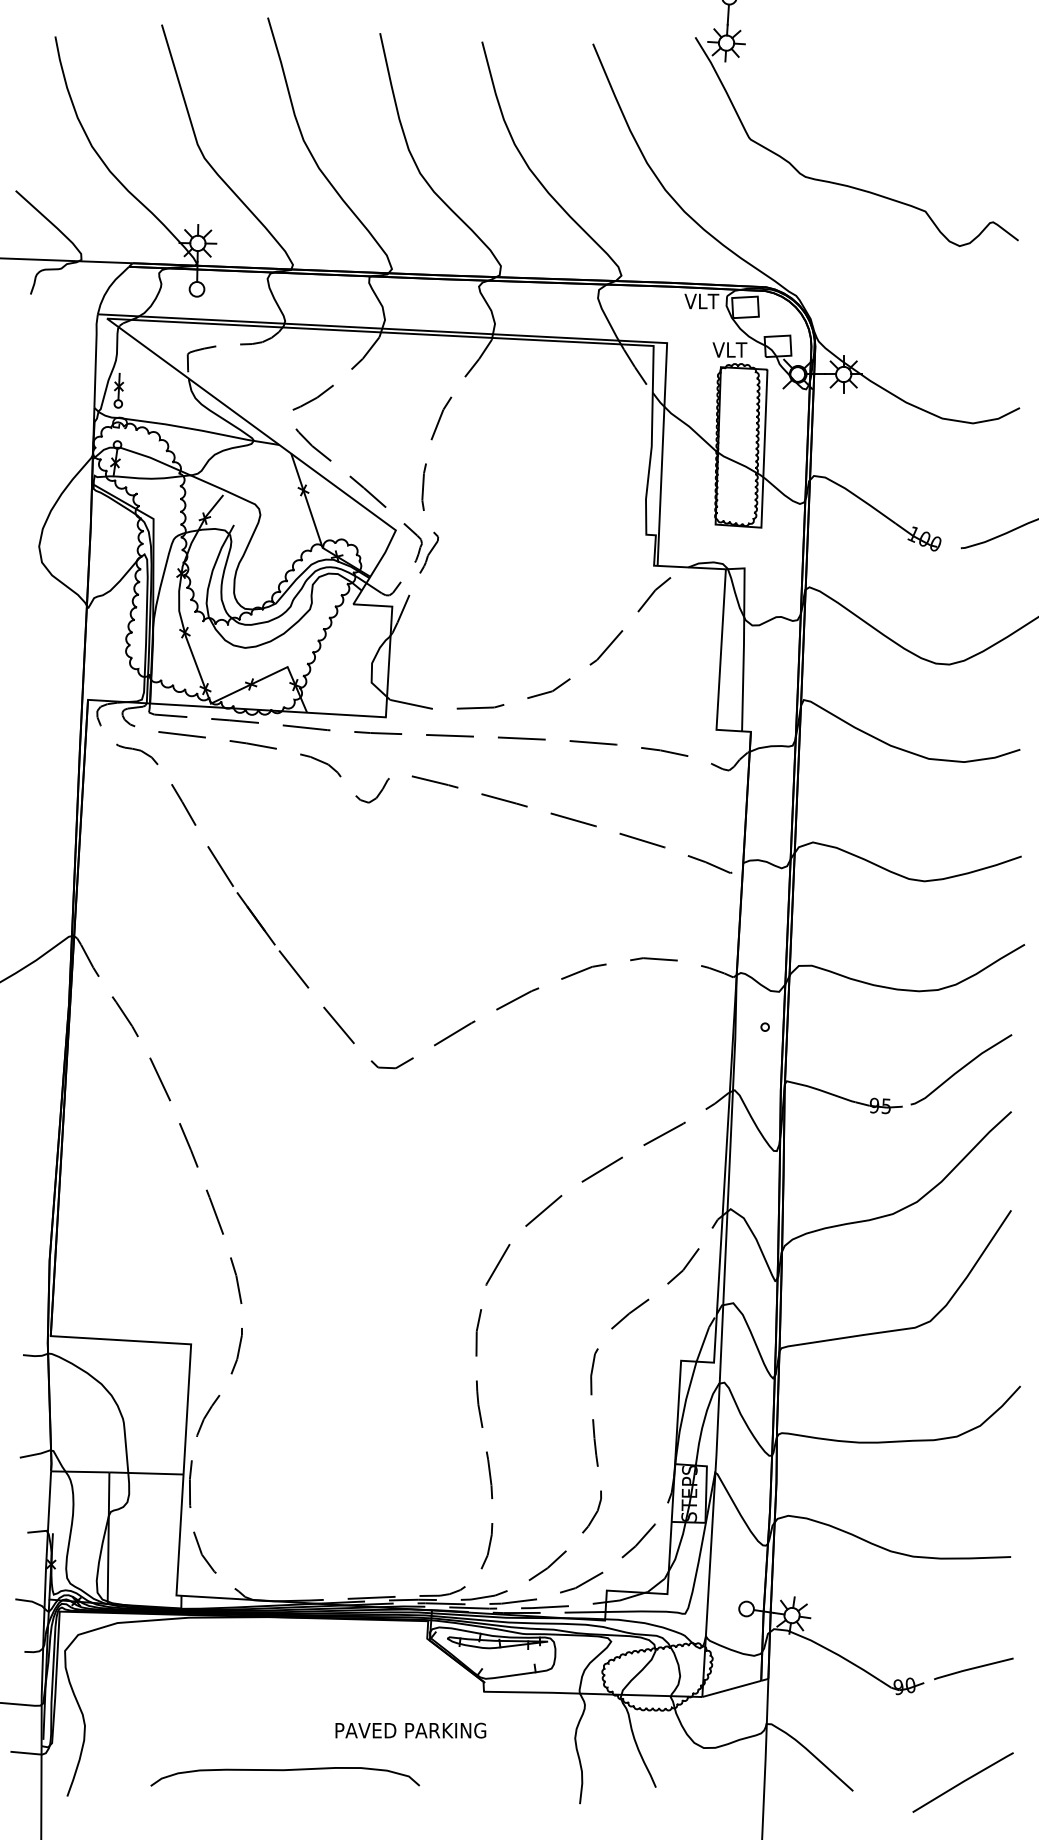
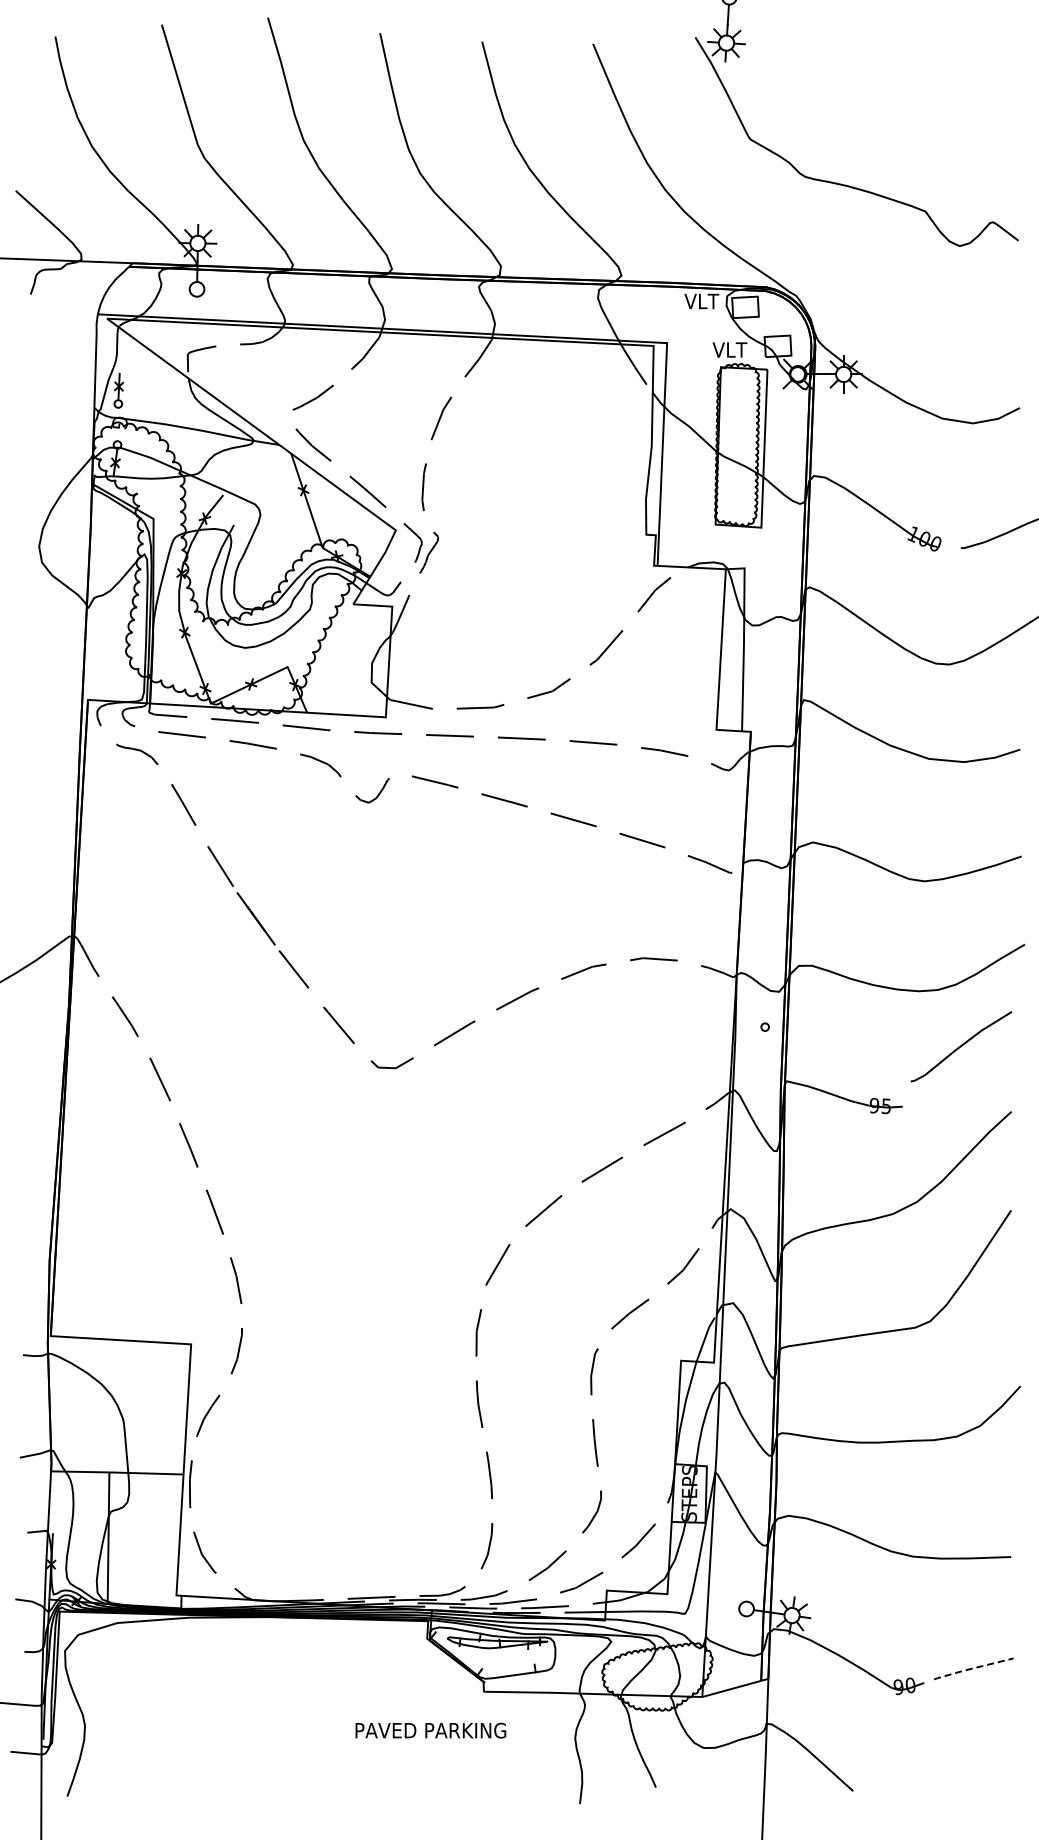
curve position: (961, 1069) -> (961, 1046) (961, 1046)
line: solid -> dashed (972, 1668)
text position: (410, 1730) -> (430, 1730) (430, 1730)
curve: present -> none (284, 1771)
line: present -> none (962, 1782)
